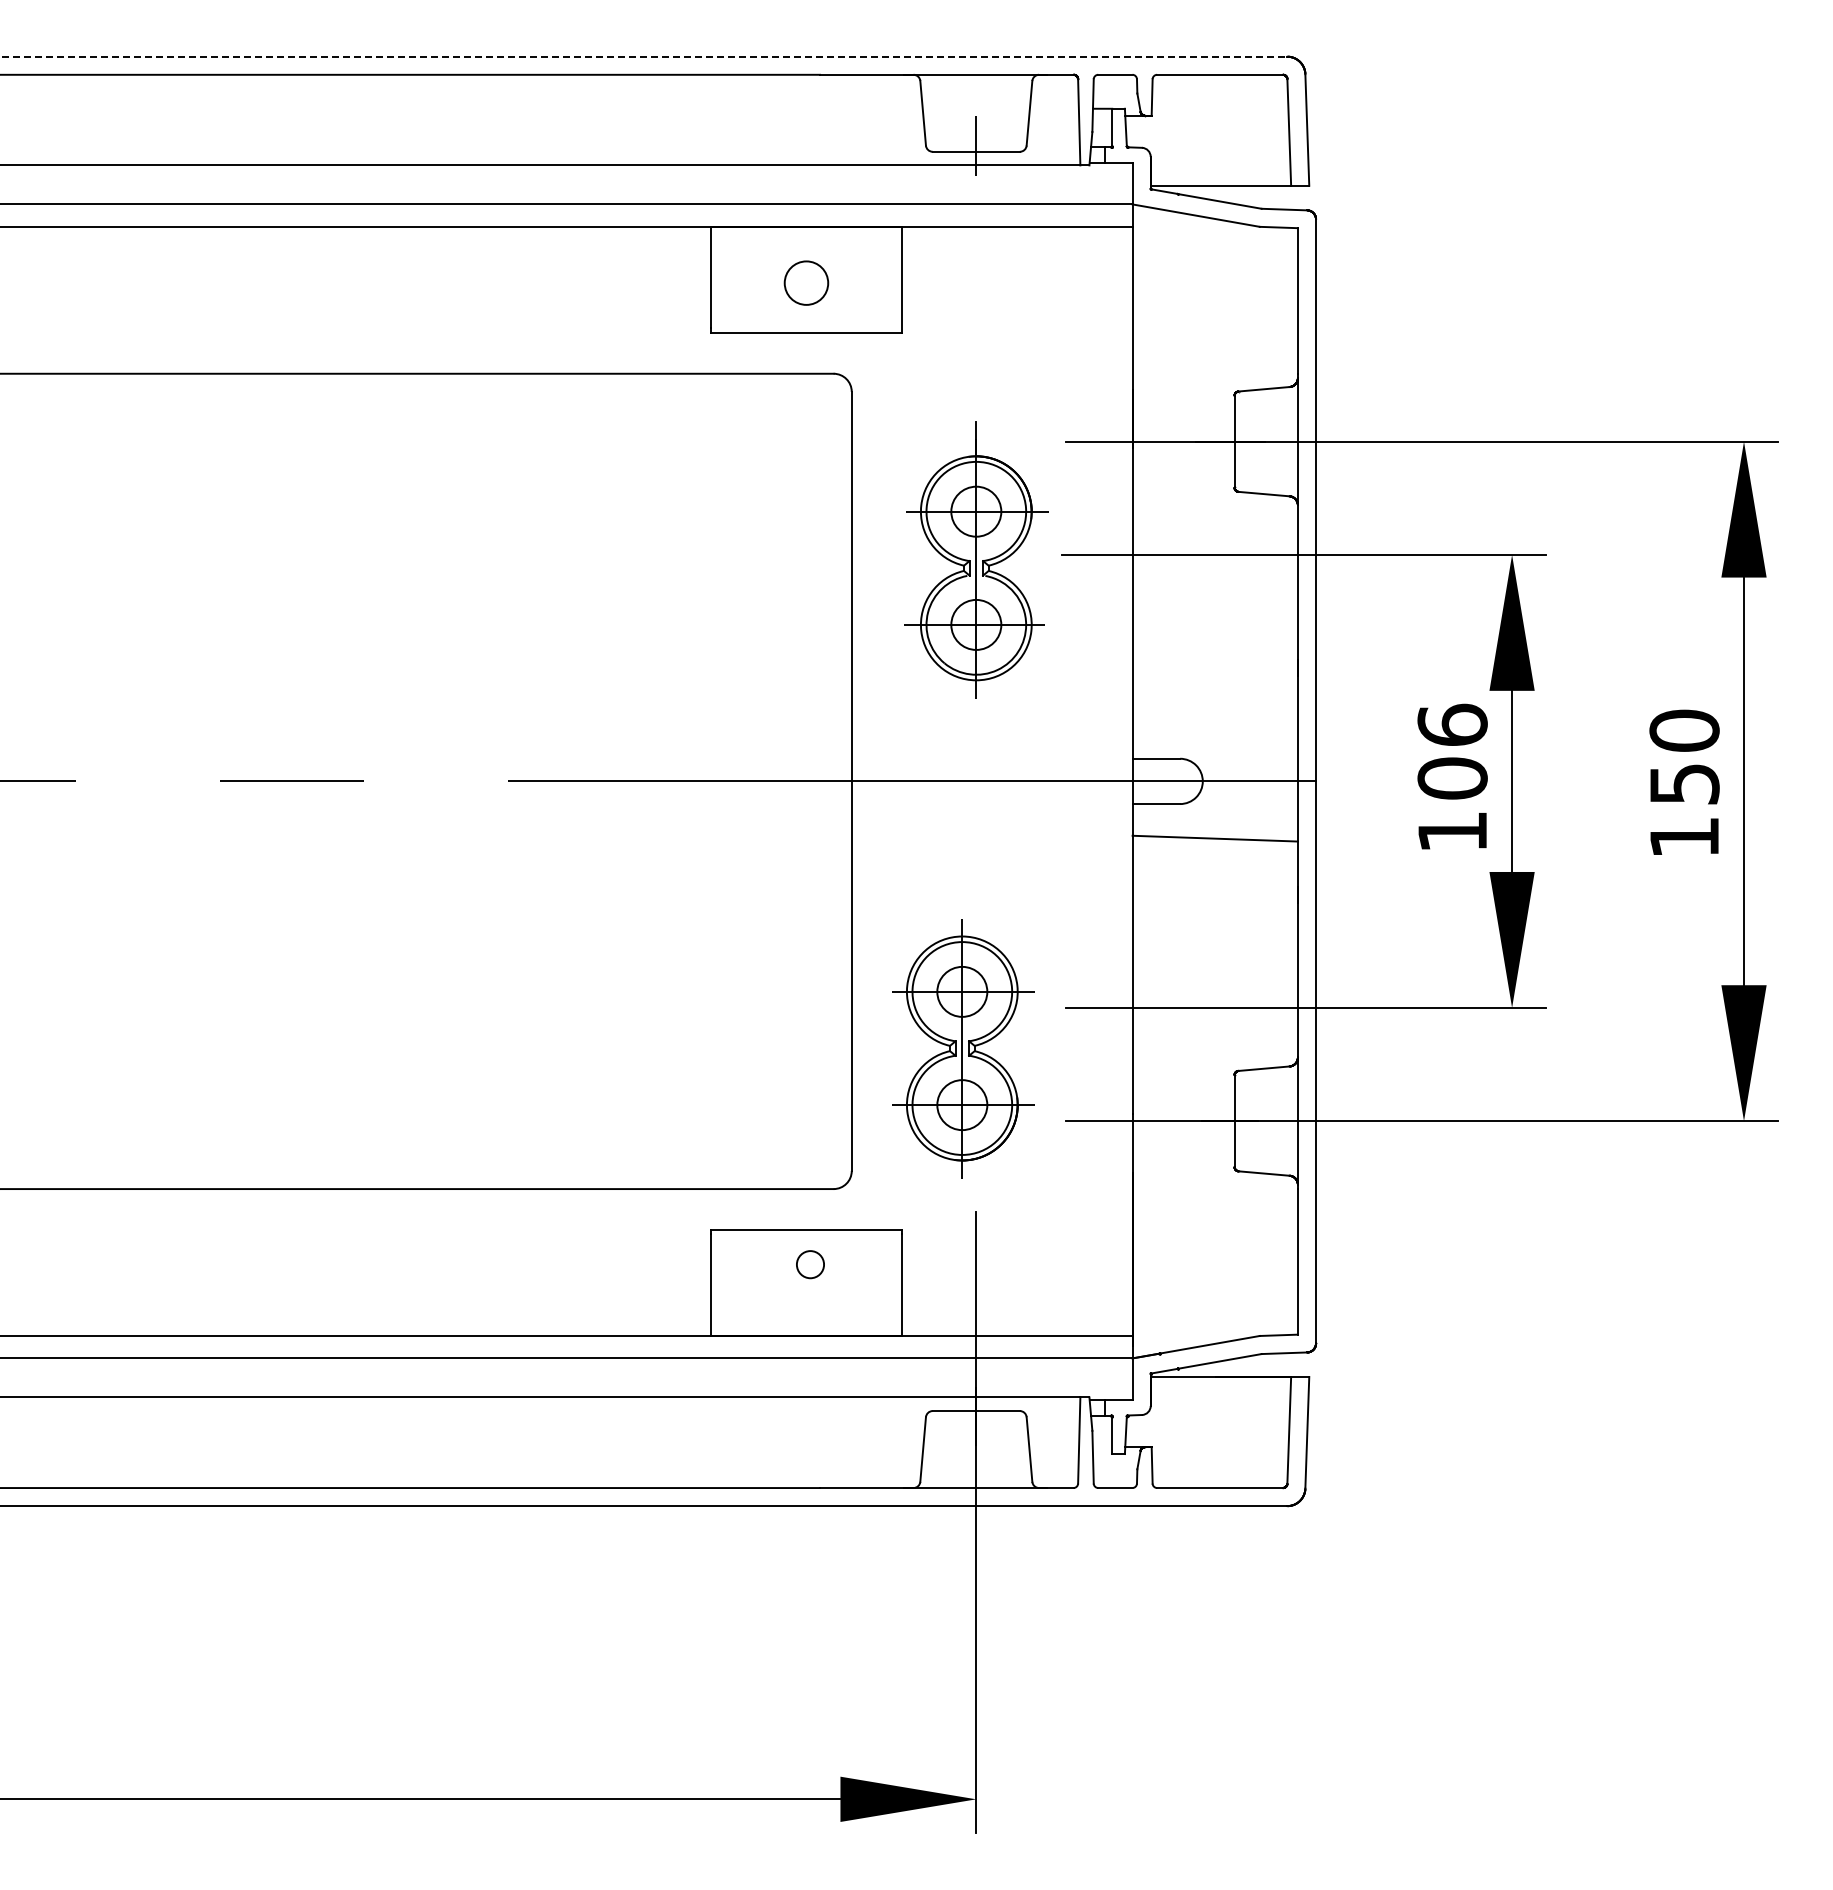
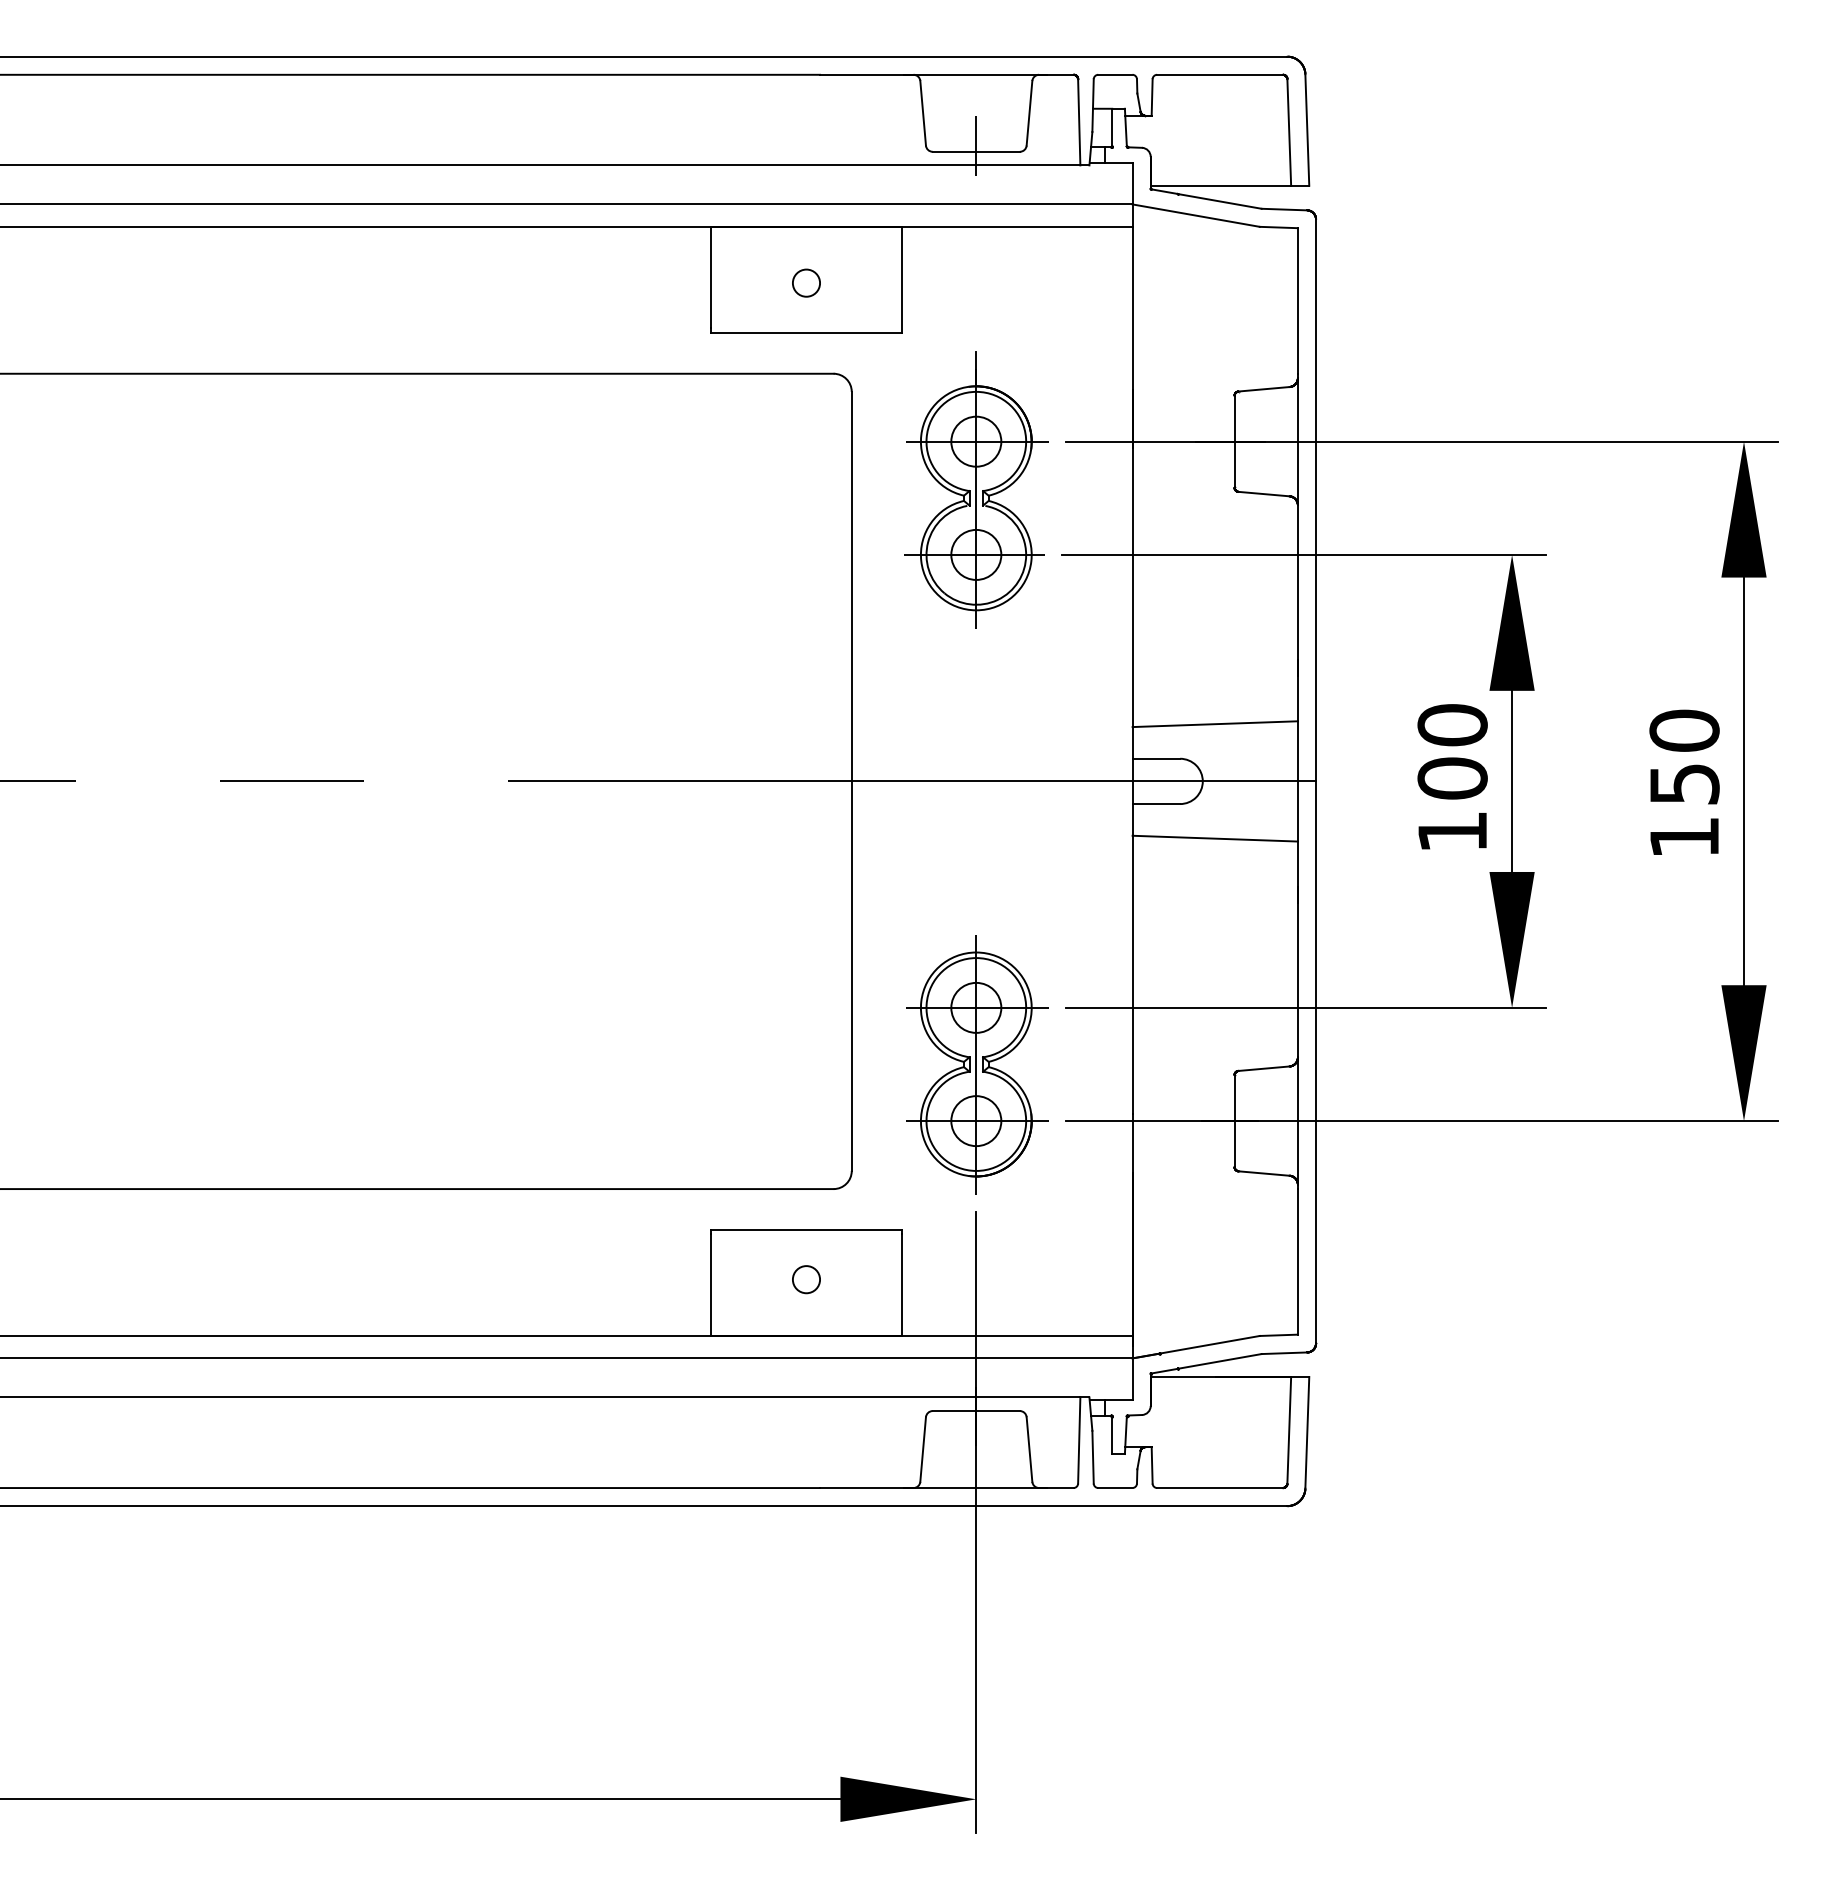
line: dashed -> solid (644, 56)
circle diameter: 43 px -> 27 px (806, 282)
part position: (976, 559) -> (976, 489) (976, 489)
line: none -> present (1214, 724)
text: 106 -> 100 (1452, 724)
part position: (963, 1048) -> (977, 1064) (977, 1064)
circle position: (810, 1264) -> (806, 1279) (806, 1279)
